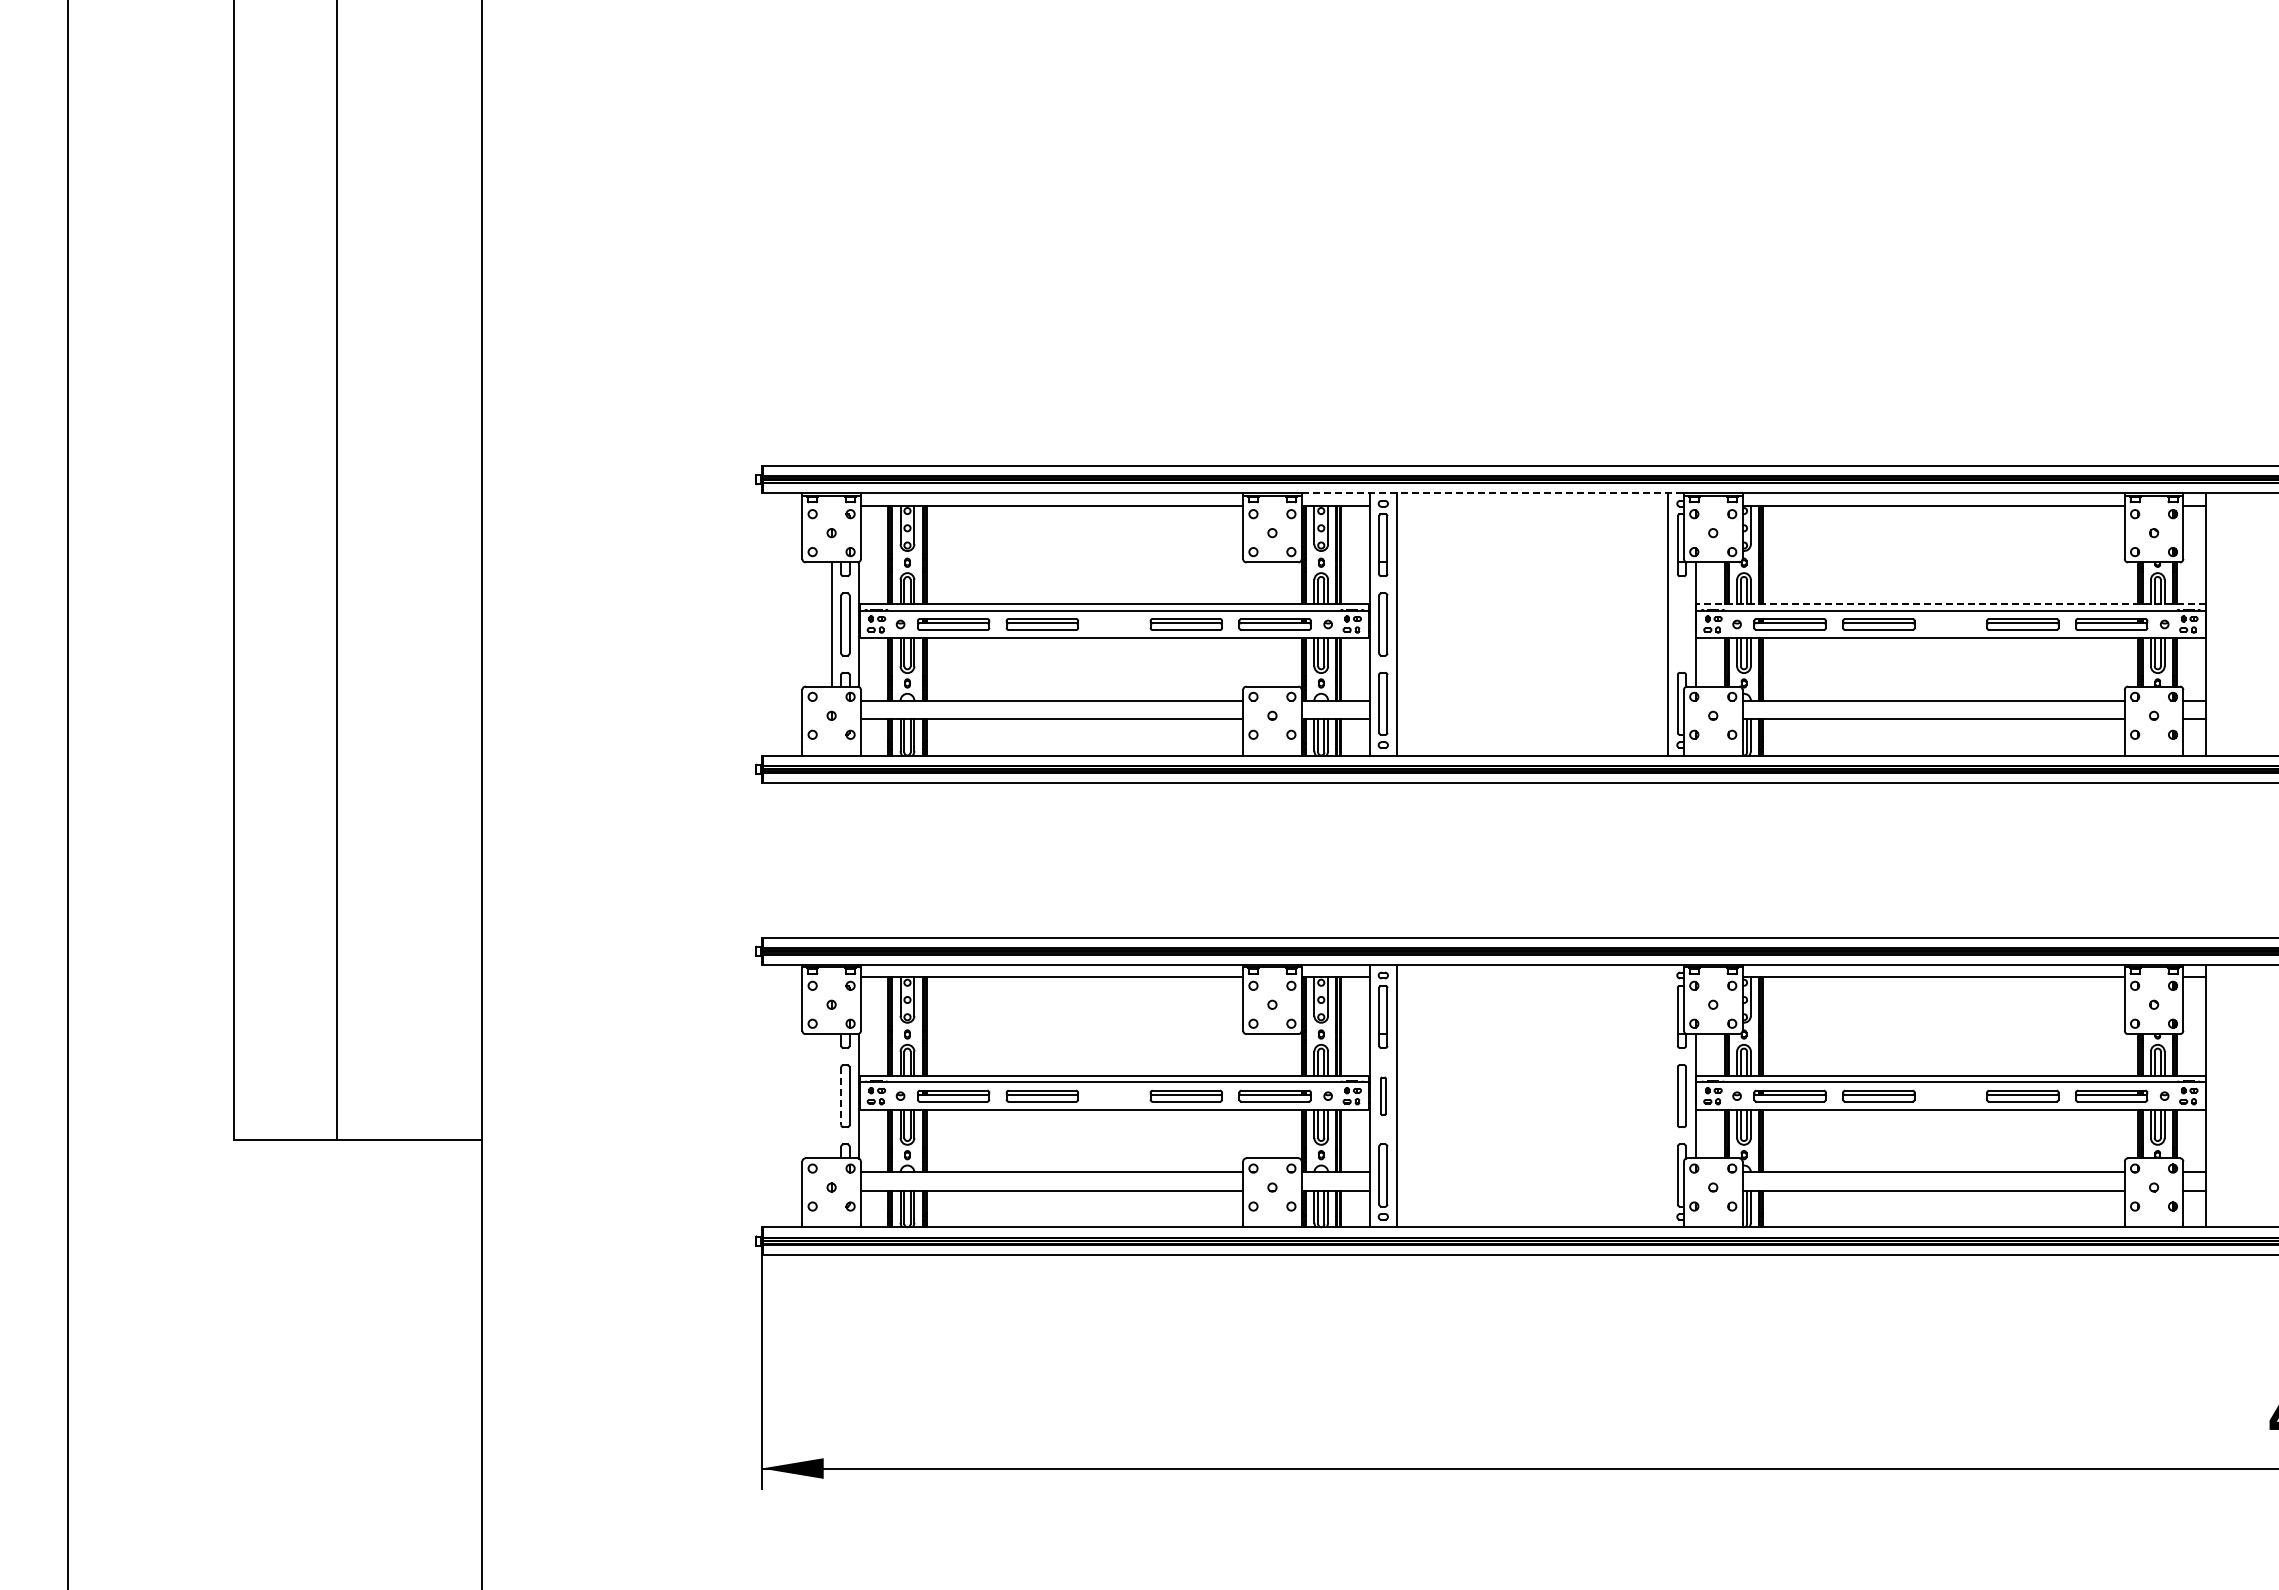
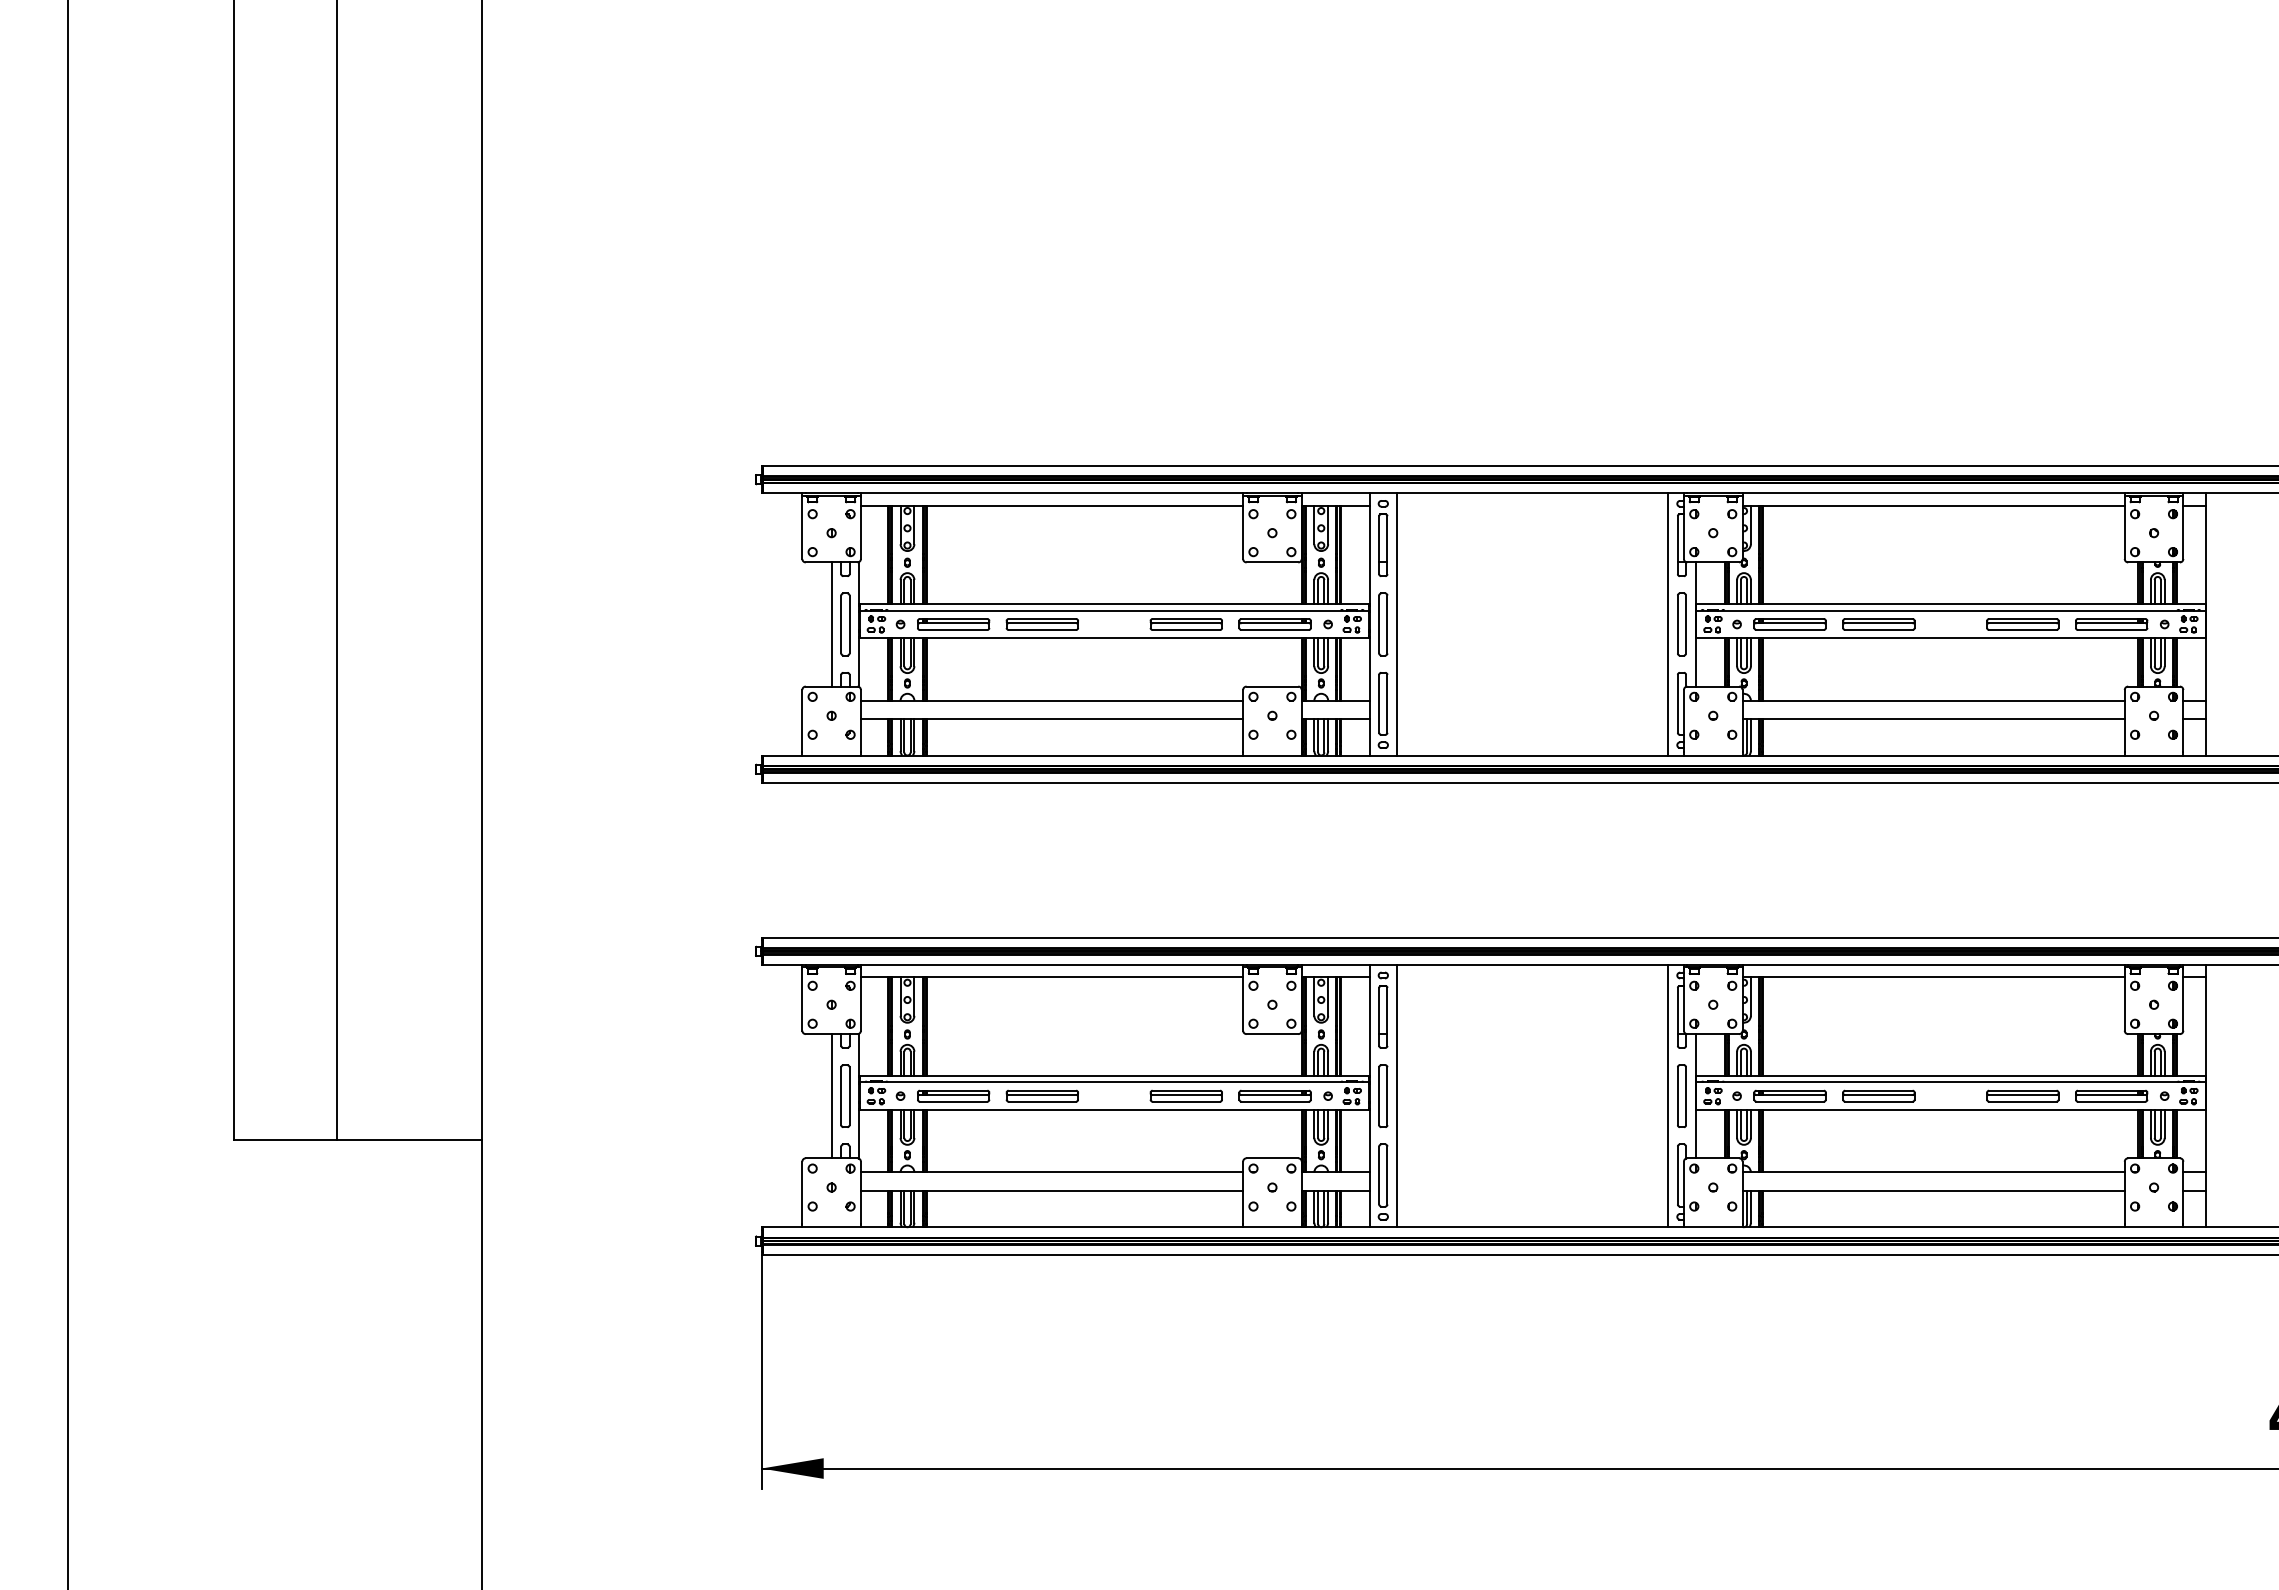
line: dashed -> solid (1493, 493)
line: dashed -> solid (1950, 604)
part: none -> present (1681, 624)
part size: 7x40 px -> 11x64 px (1383, 1095)
line: none -> present (831, 1096)
line: dashed -> solid (841, 1096)
line: none -> present (1668, 1096)
